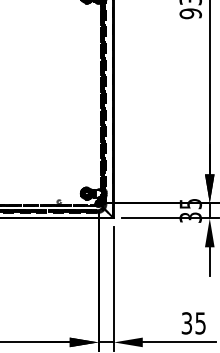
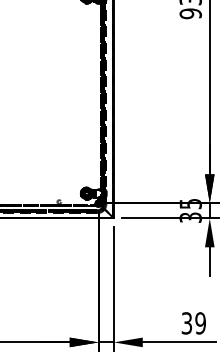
text: 35 -> 39 (200, 323)
